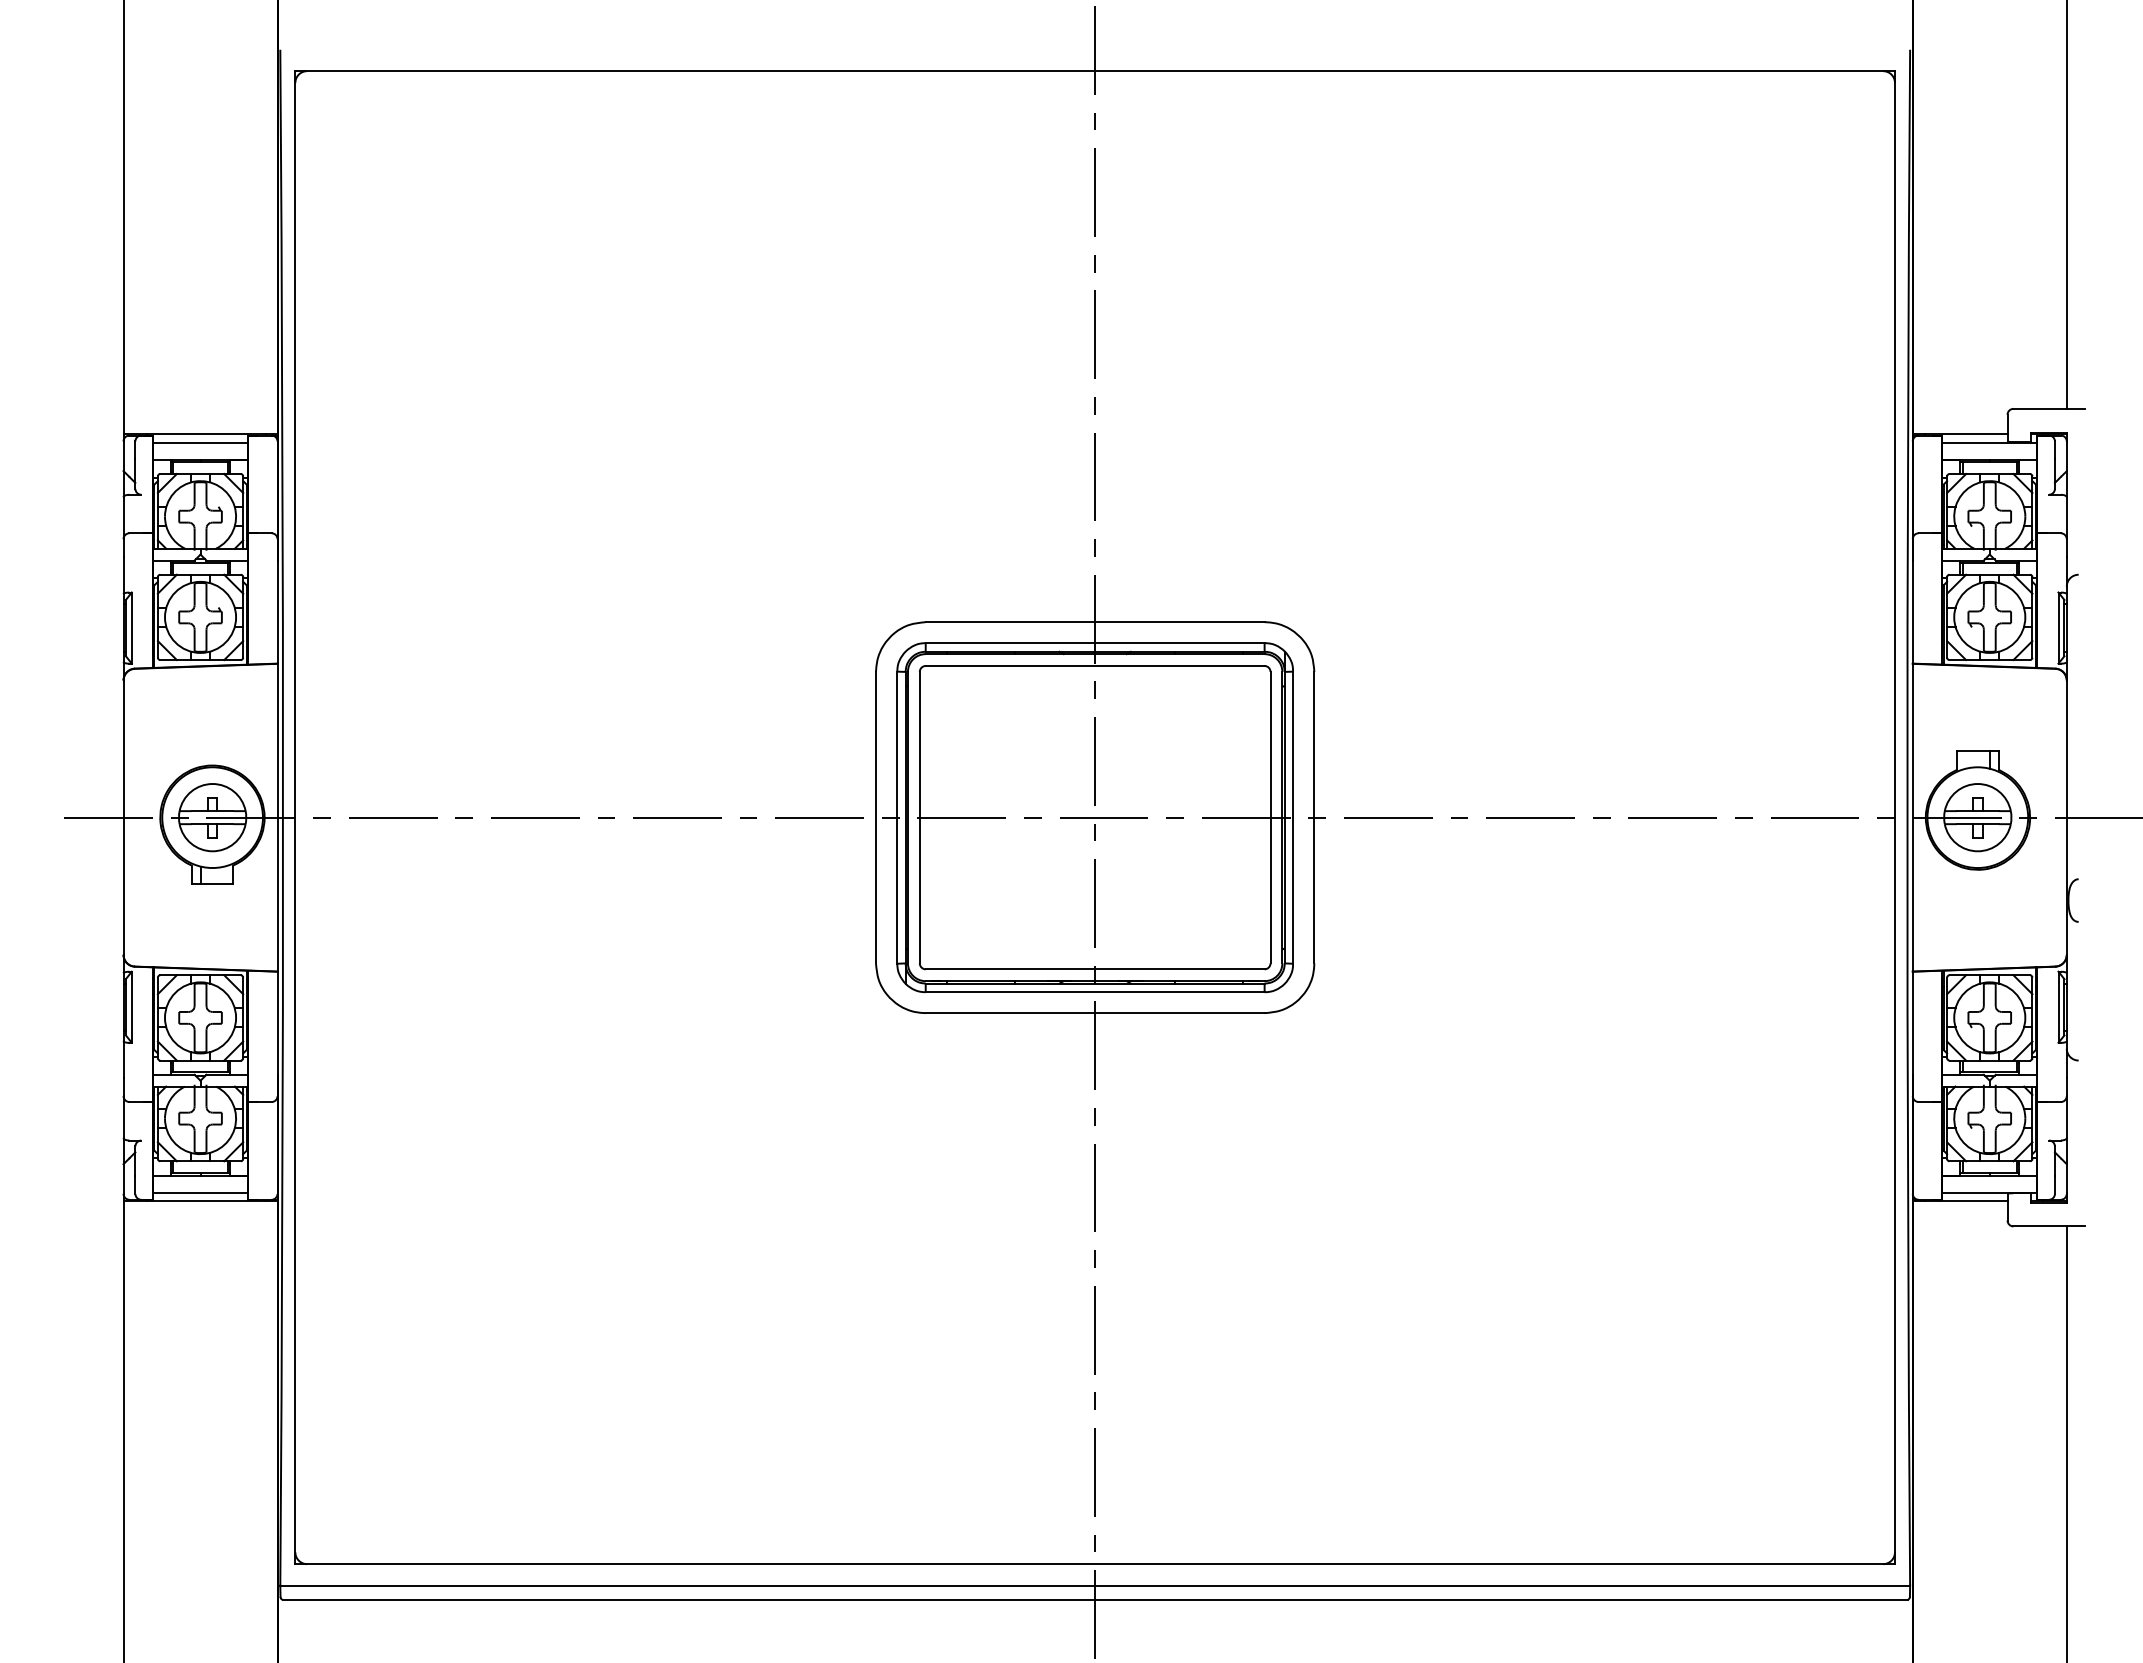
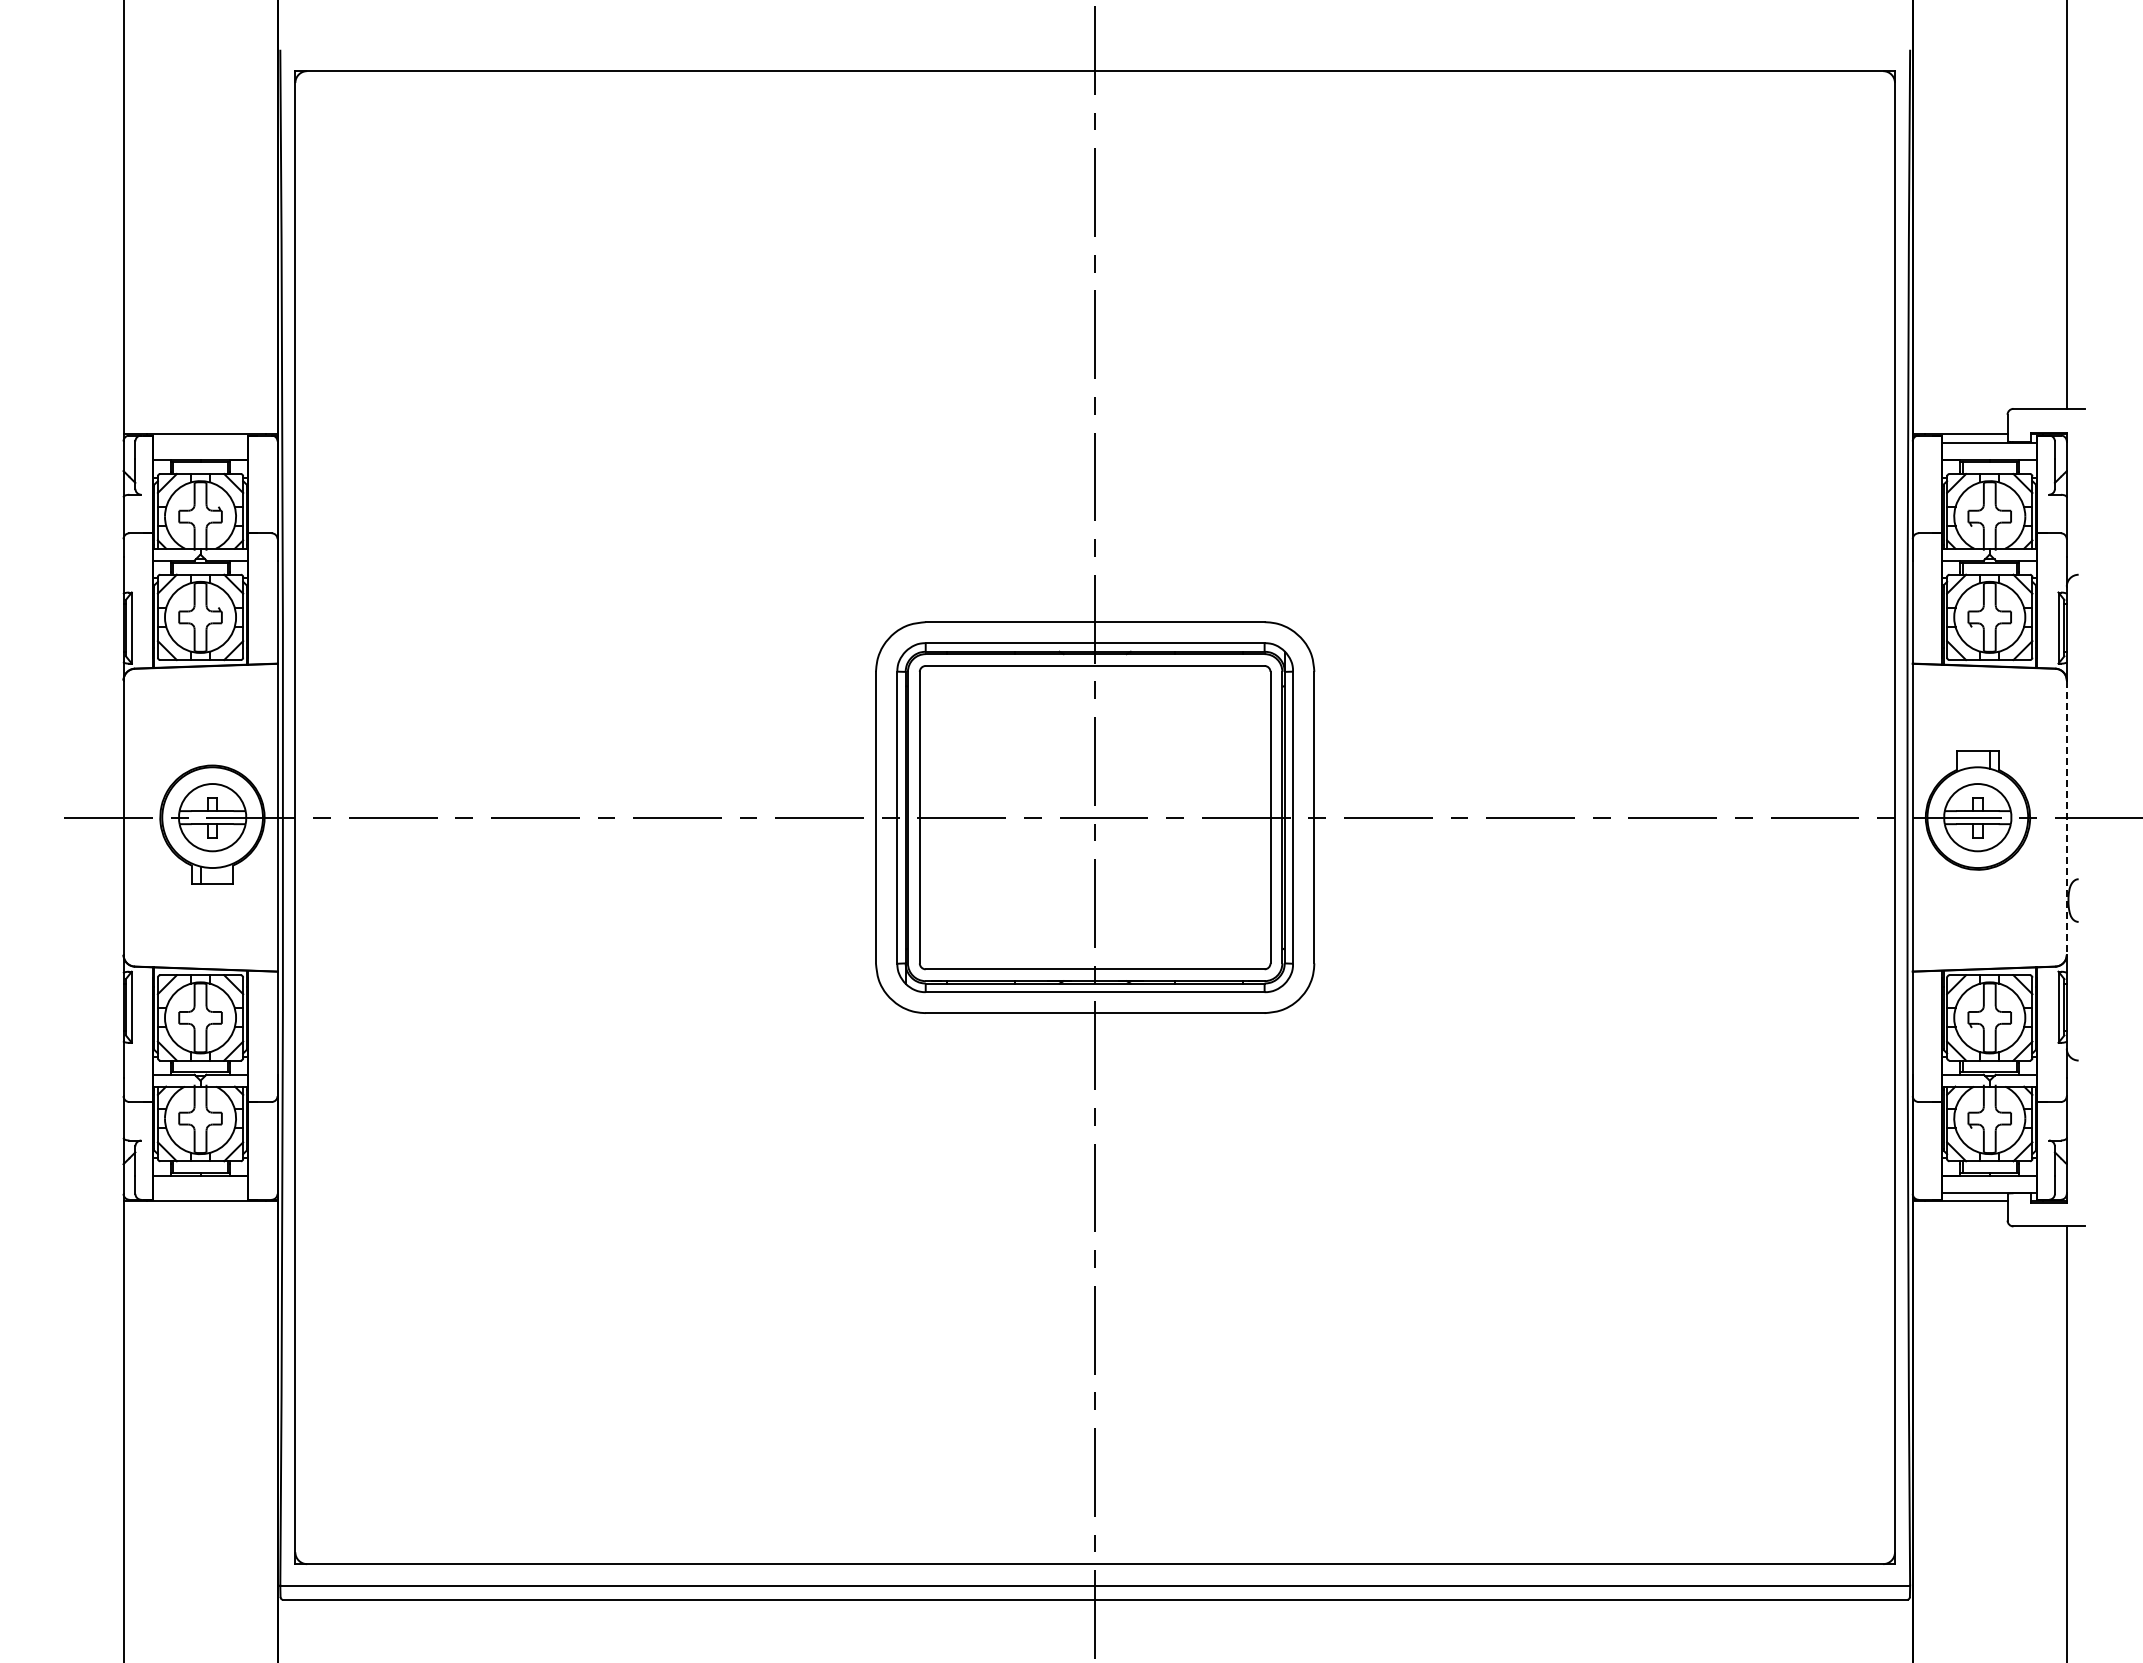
line: present -> none (200, 442)
line: solid -> dashed (2066, 818)
line: present -> none (200, 1192)
